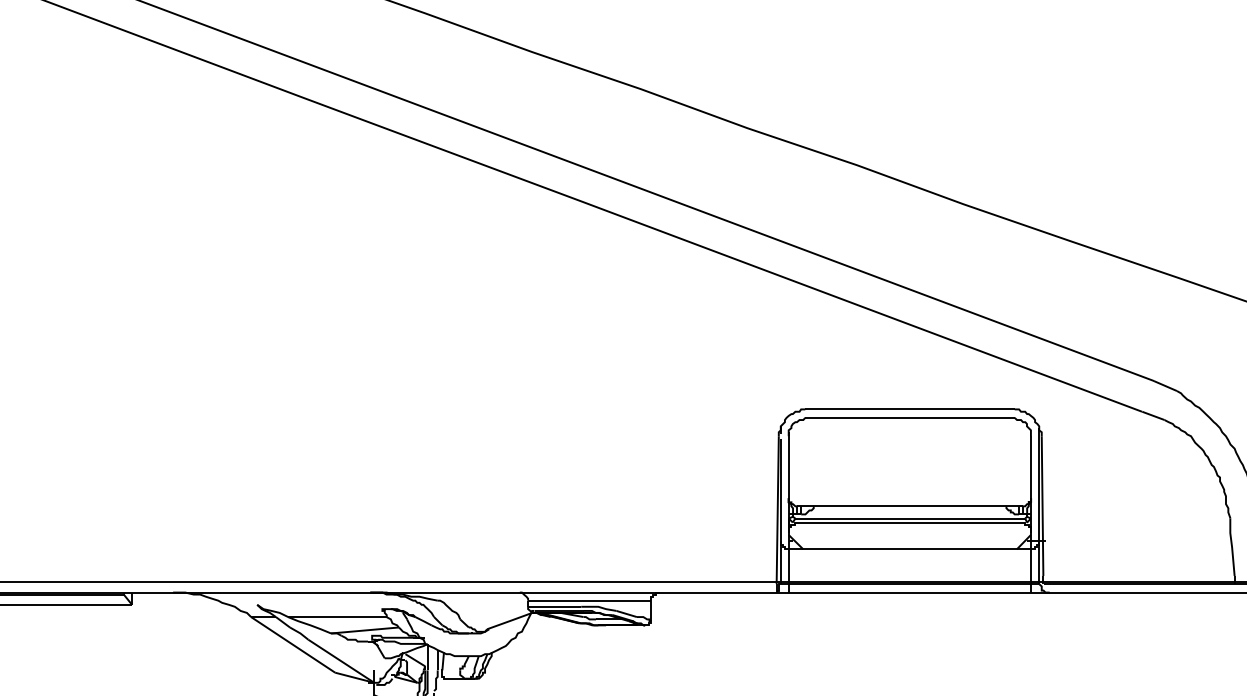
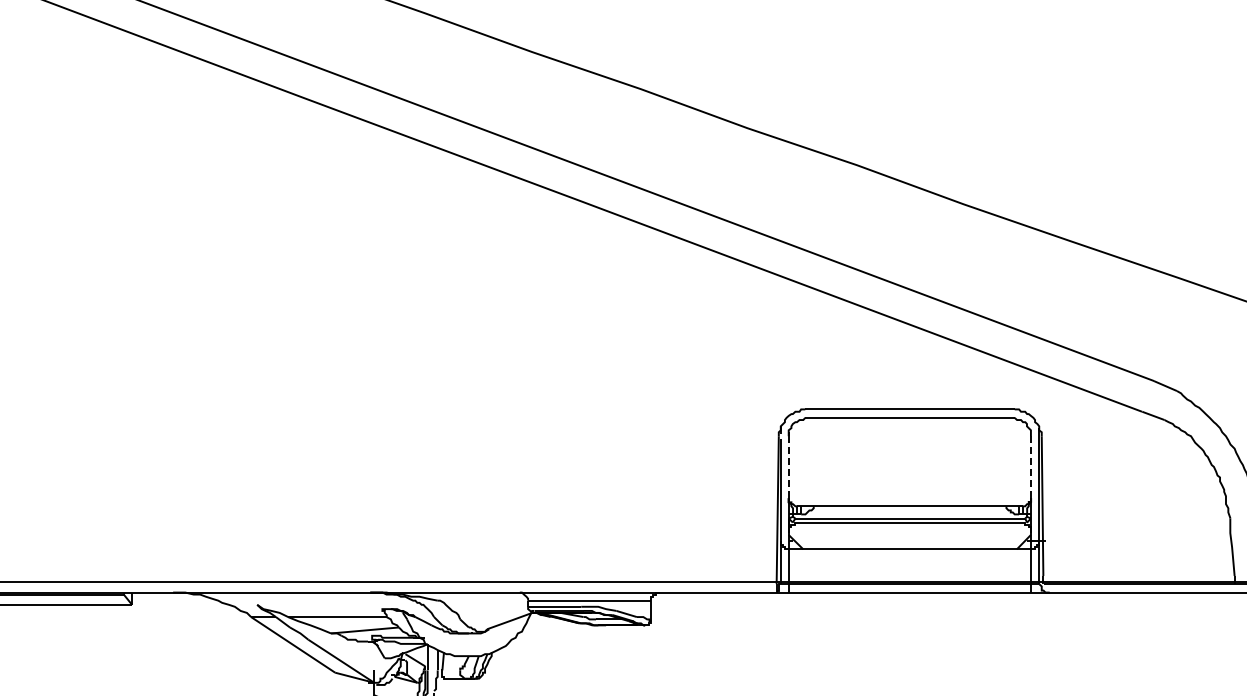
line: solid -> dashed (788, 467)
line: solid -> dashed (1030, 467)
